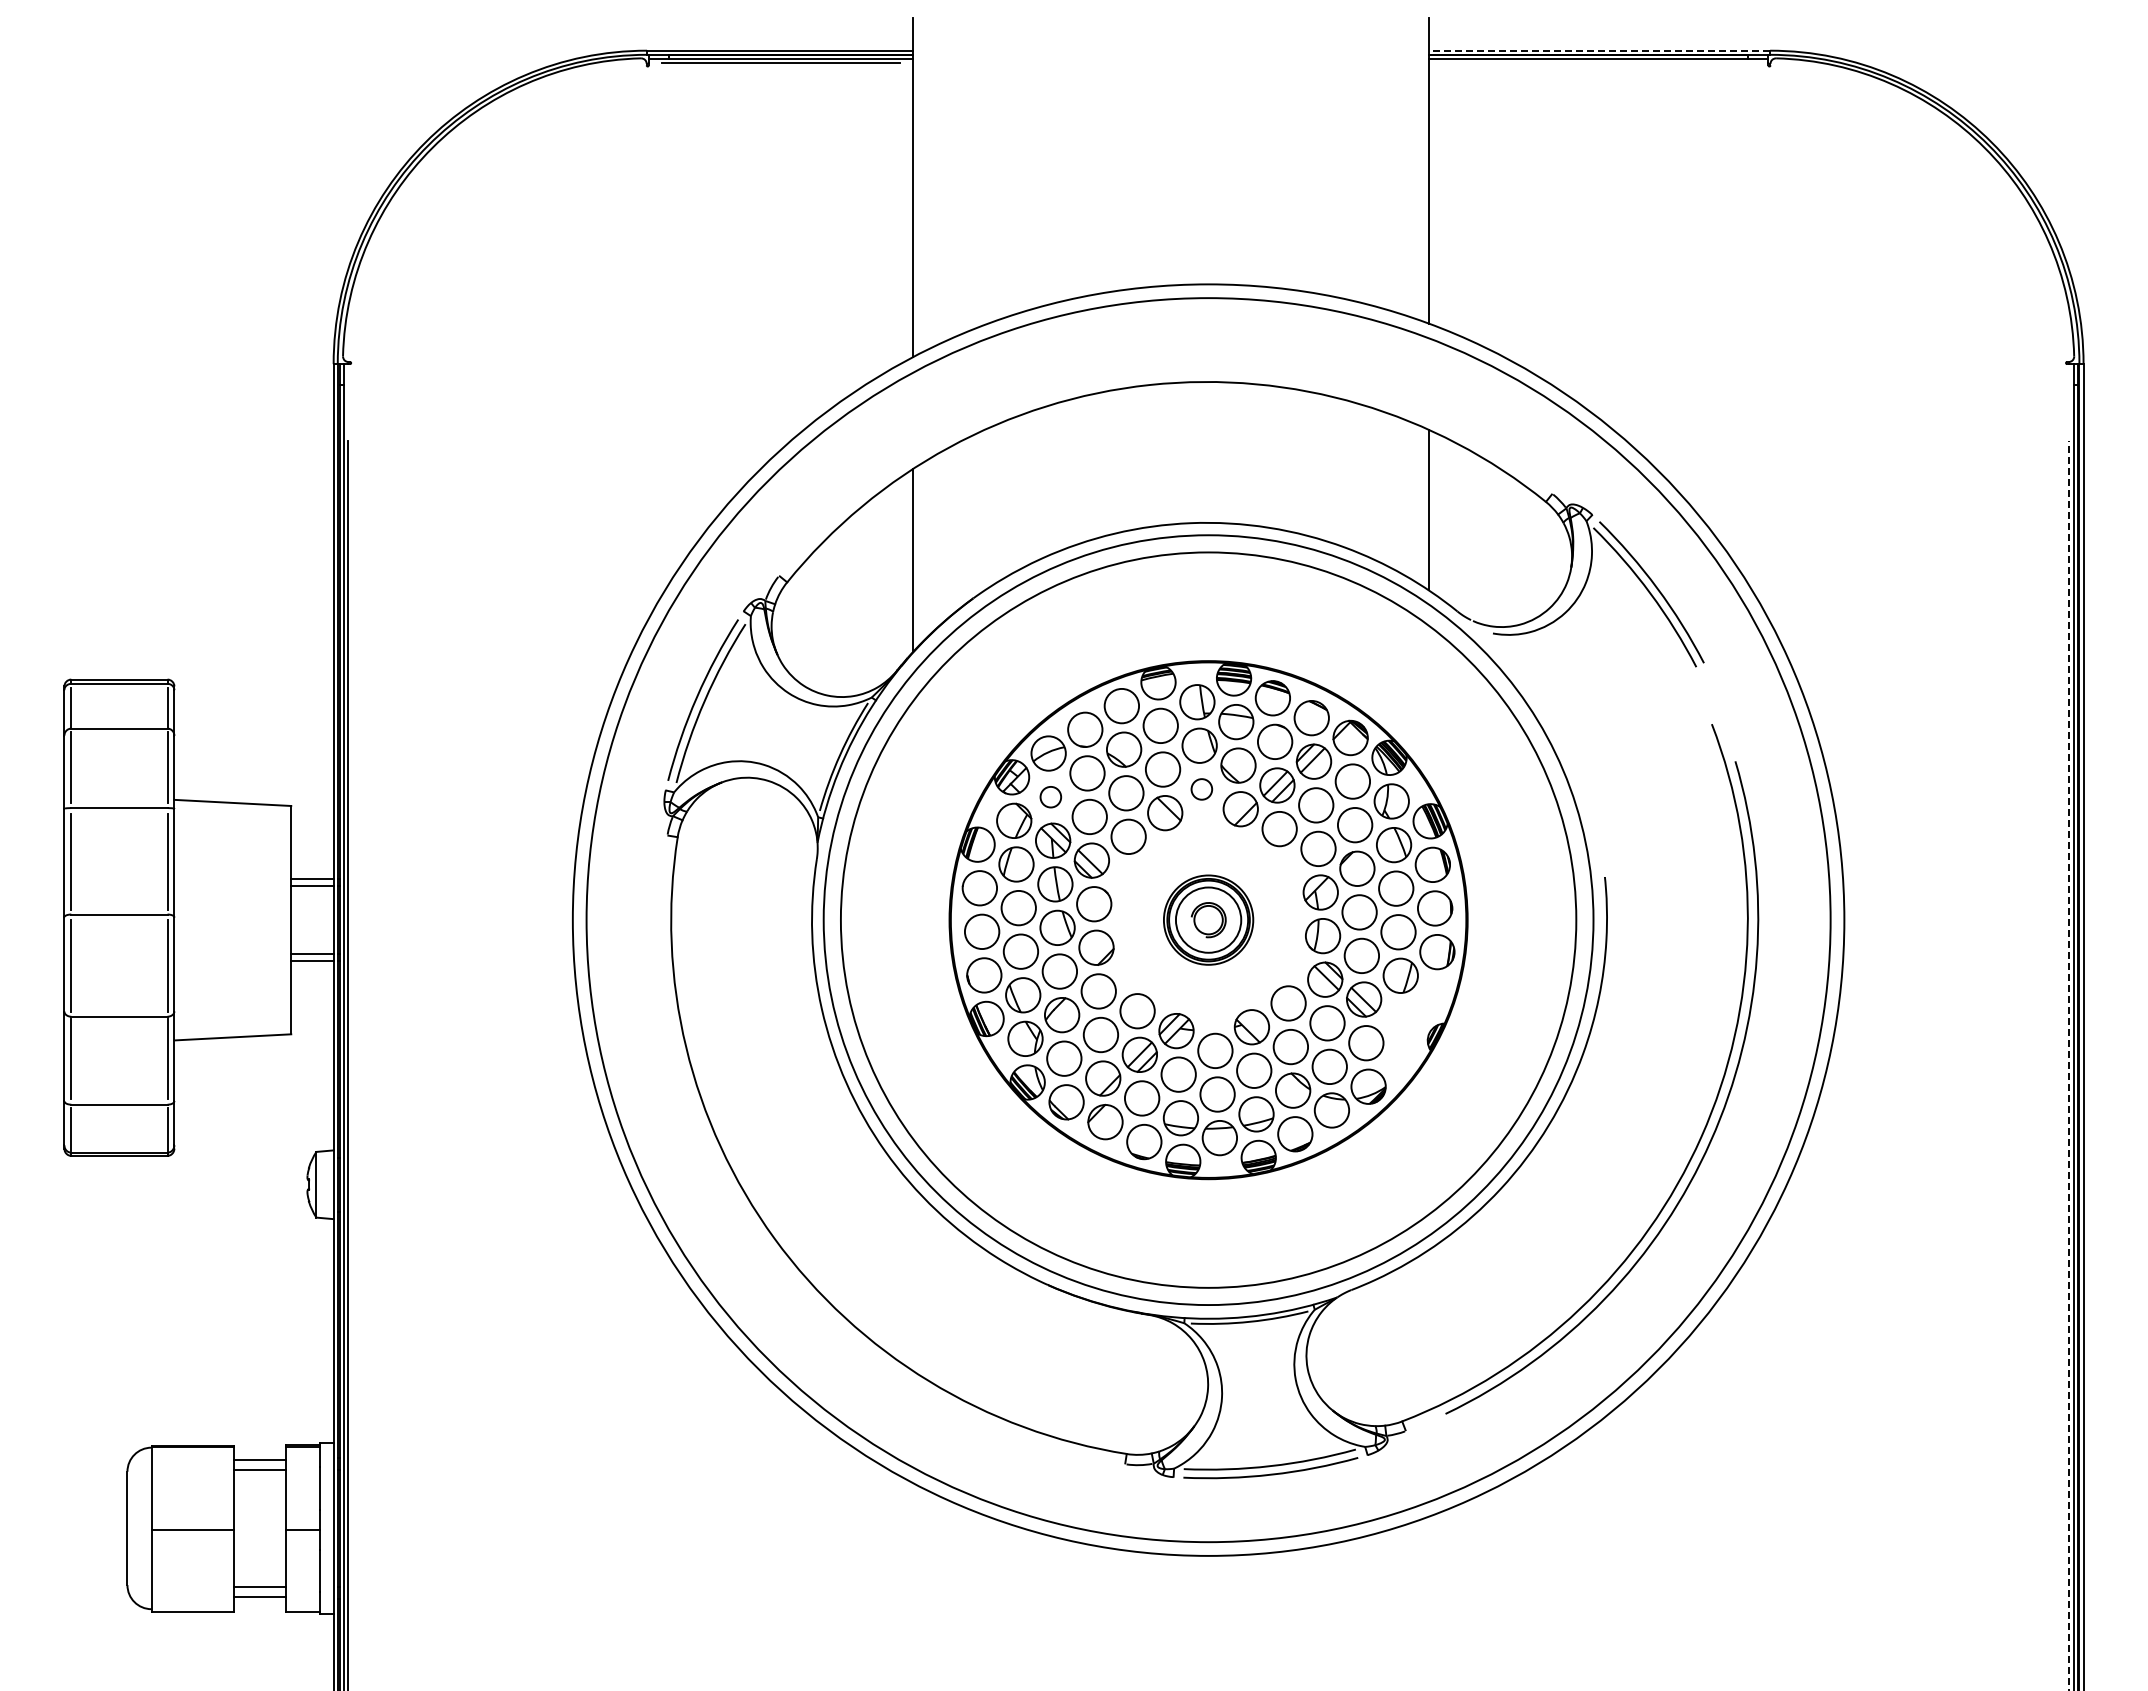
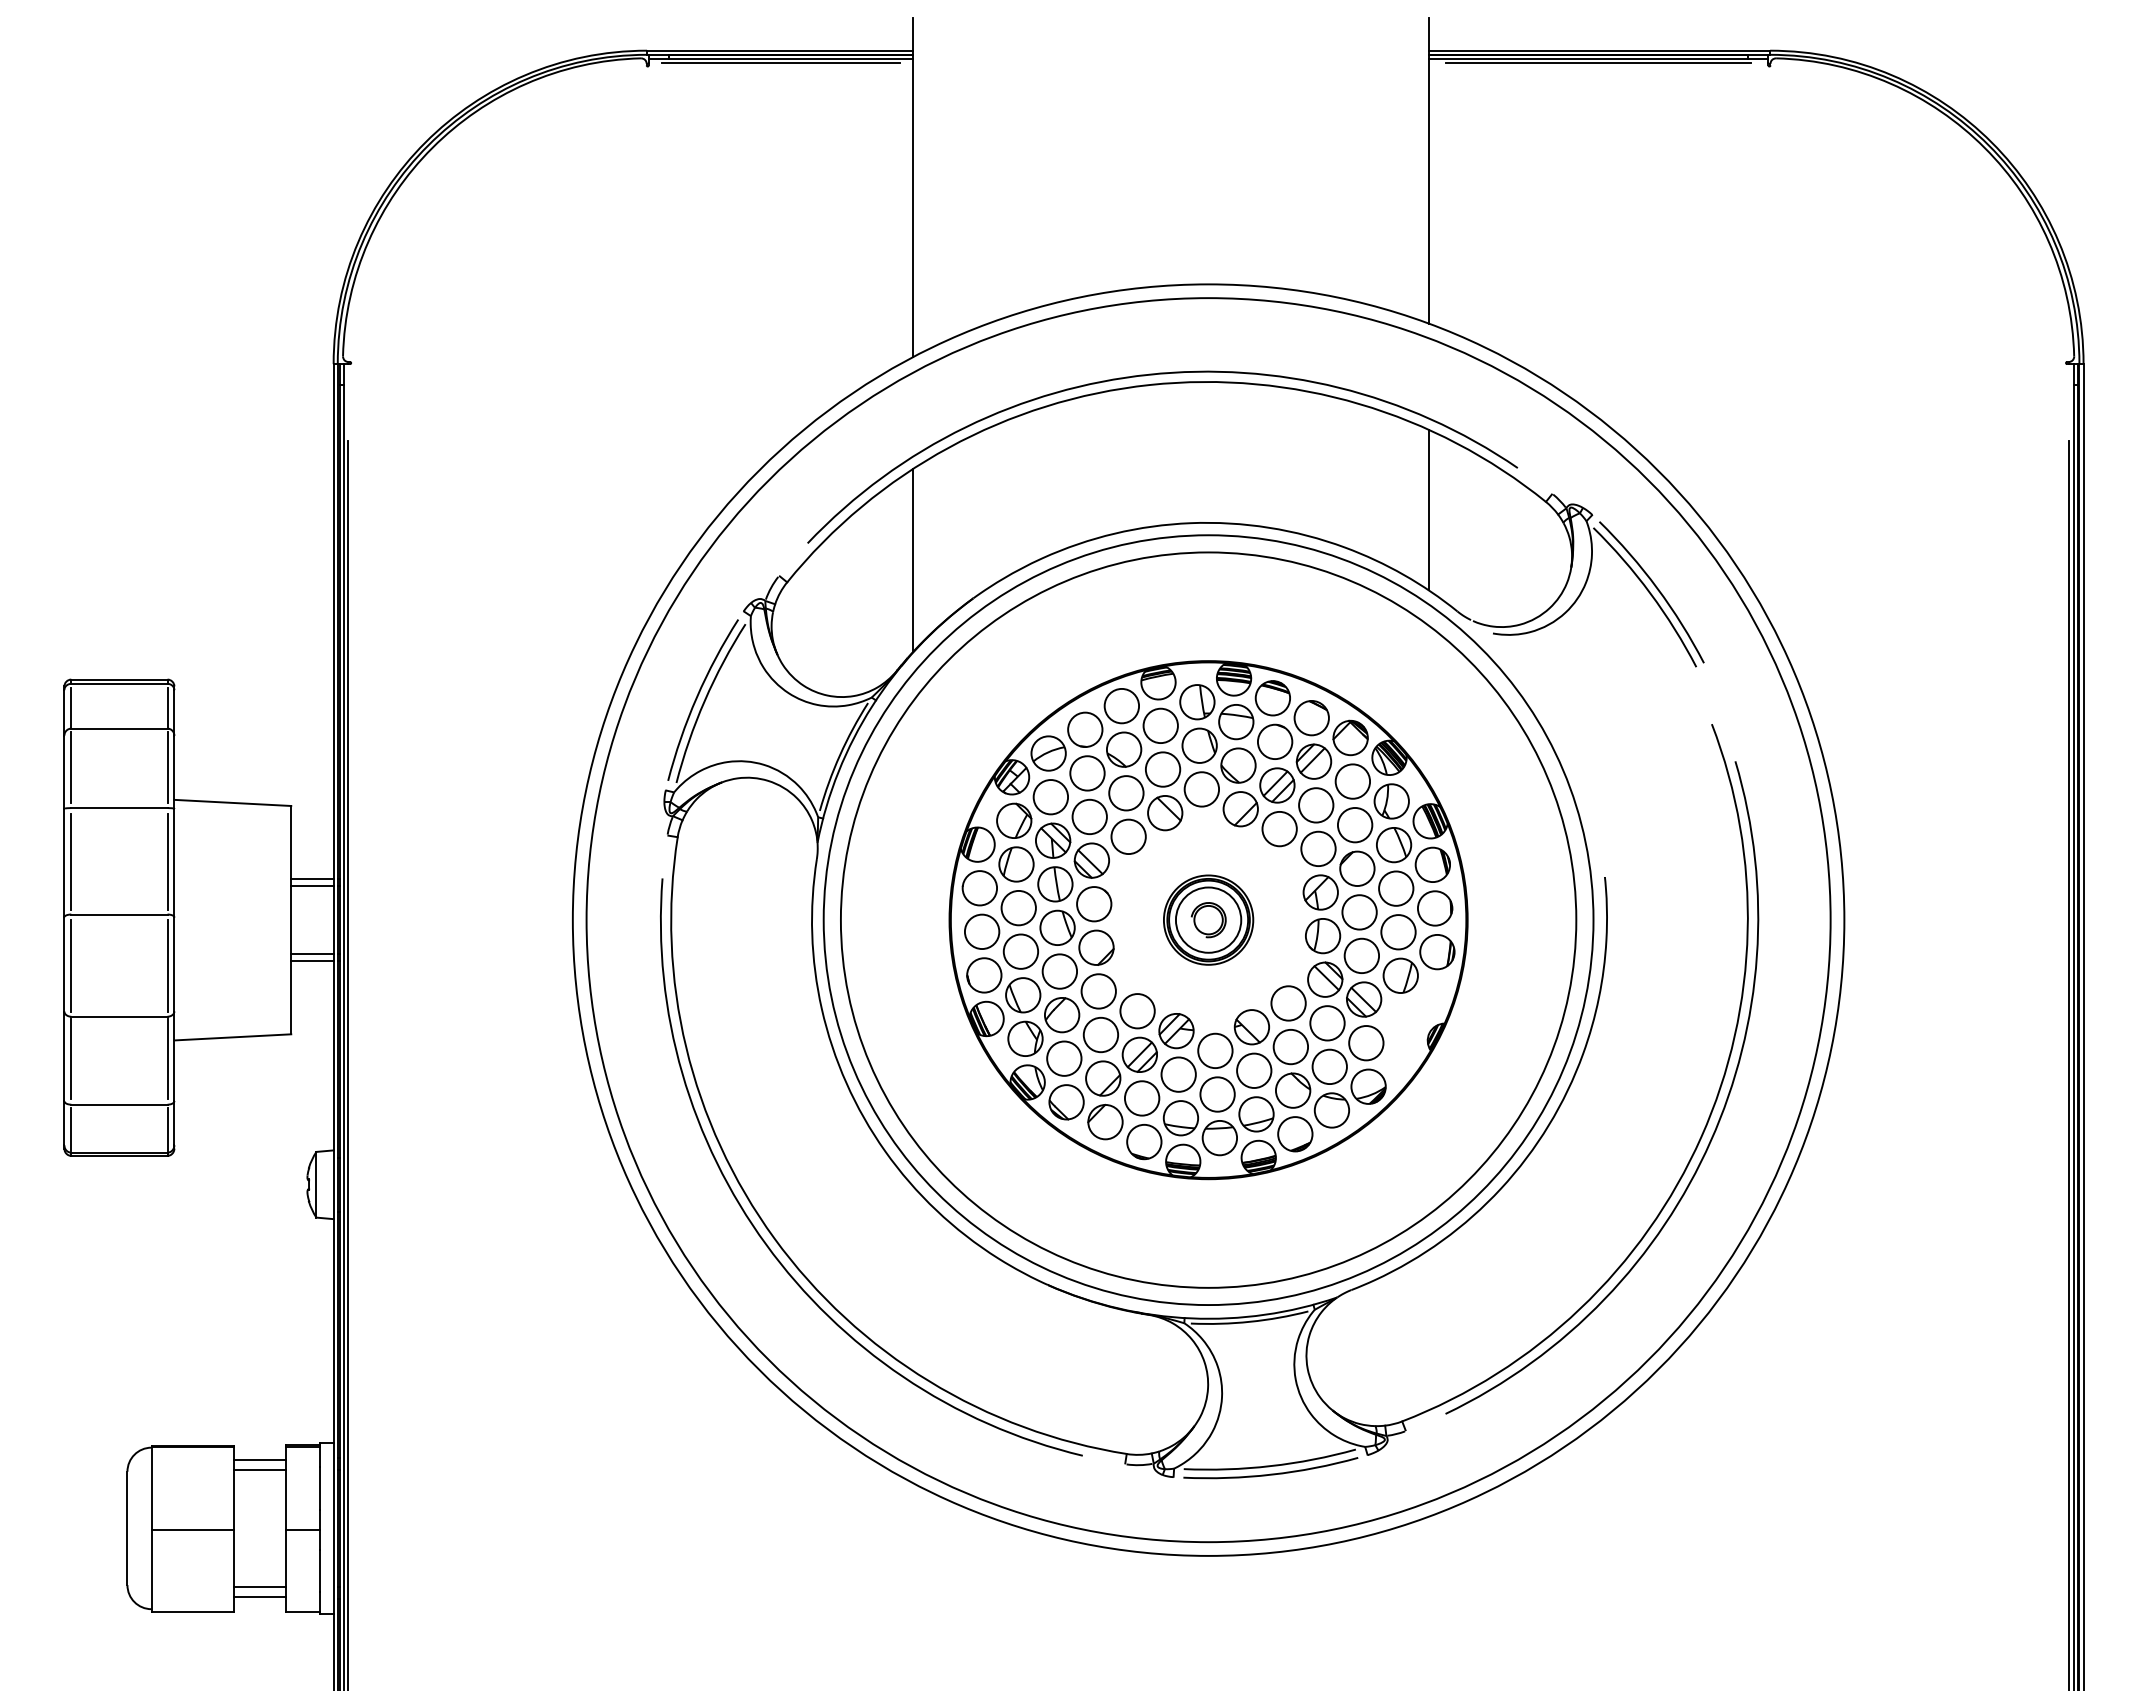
line: dashed -> solid (1599, 50)
line: none -> present (1598, 63)
arc: none -> present (1154, 375)
circle diameter: 21 px -> 34 px (1201, 789)
circle diameter: 21 px -> 34 px (1050, 797)
line: dashed -> solid (2069, 1065)
arc: none -> present (768, 1245)
